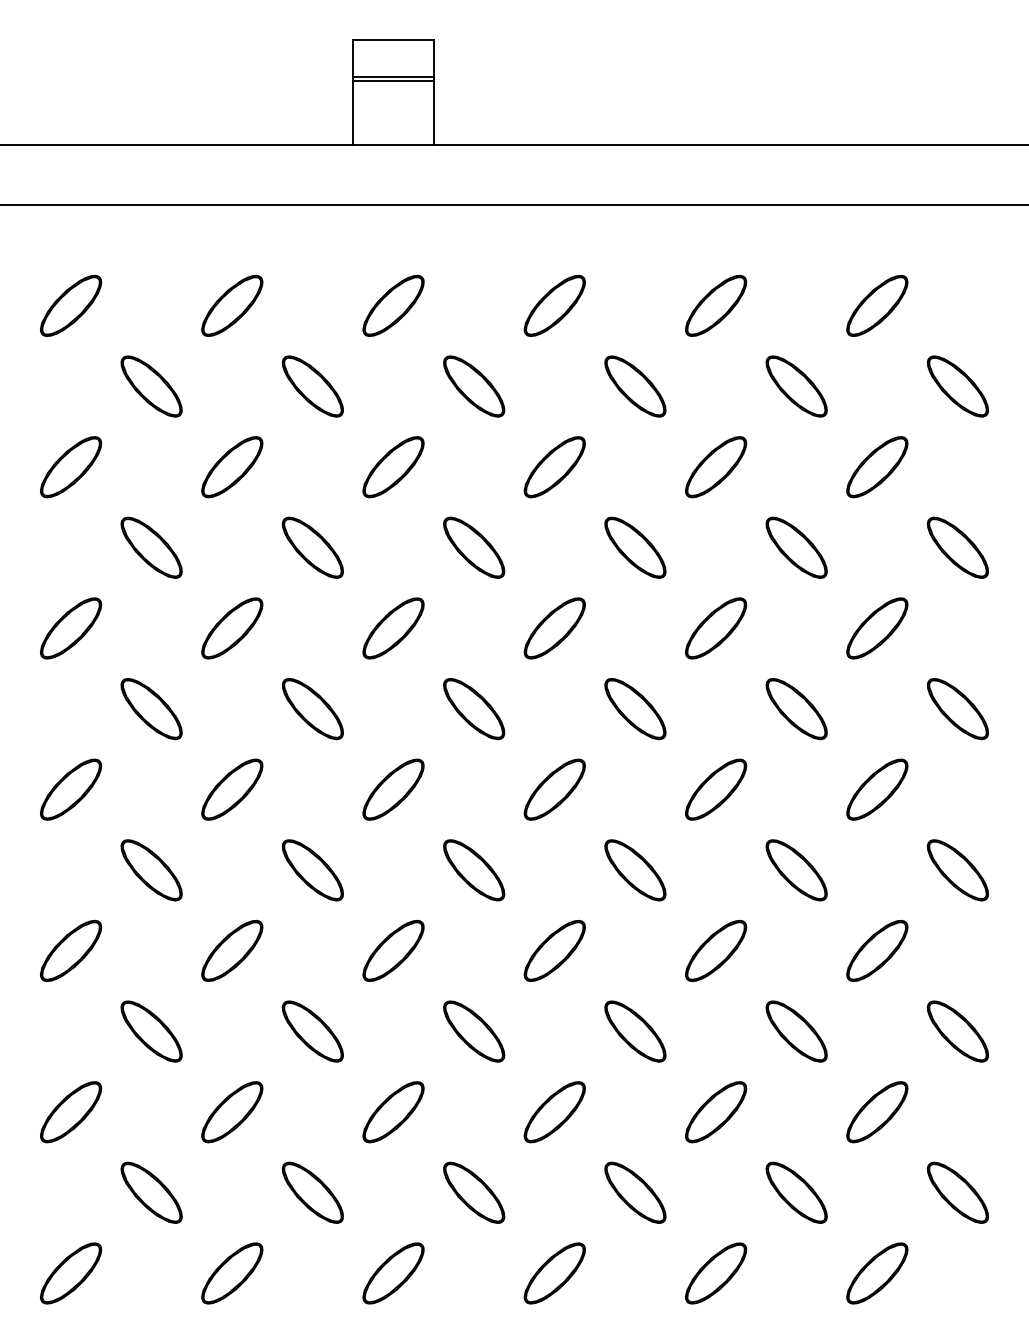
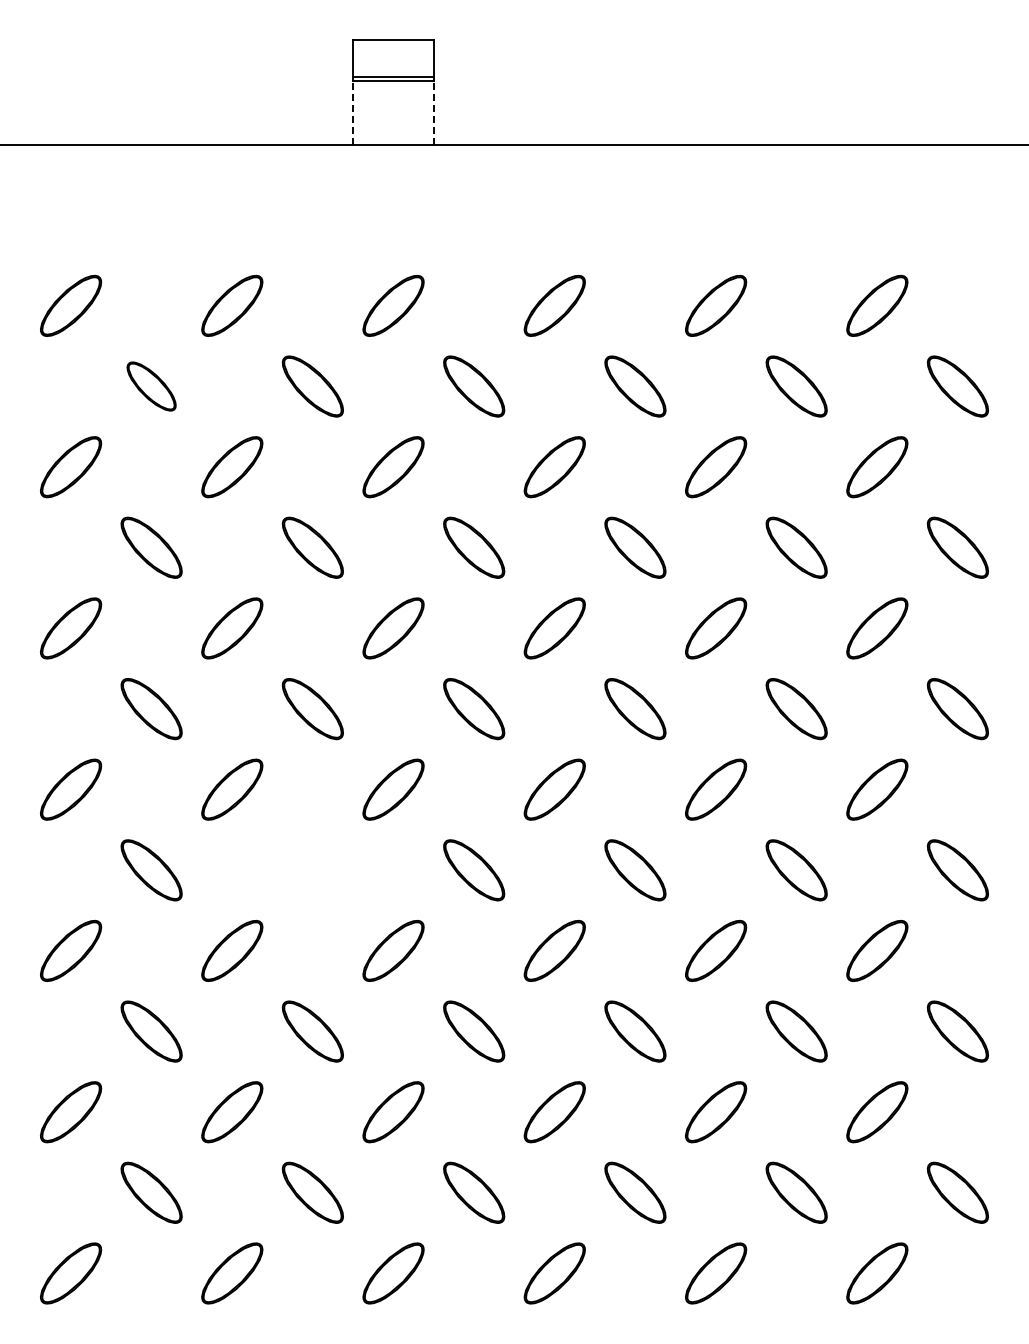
line: solid -> dashed (353, 112)
line: solid -> dashed (433, 112)
line: present -> none (513, 205)
part size: 63x63 px -> 51x51 px (151, 386)
part: present -> none (312, 870)
